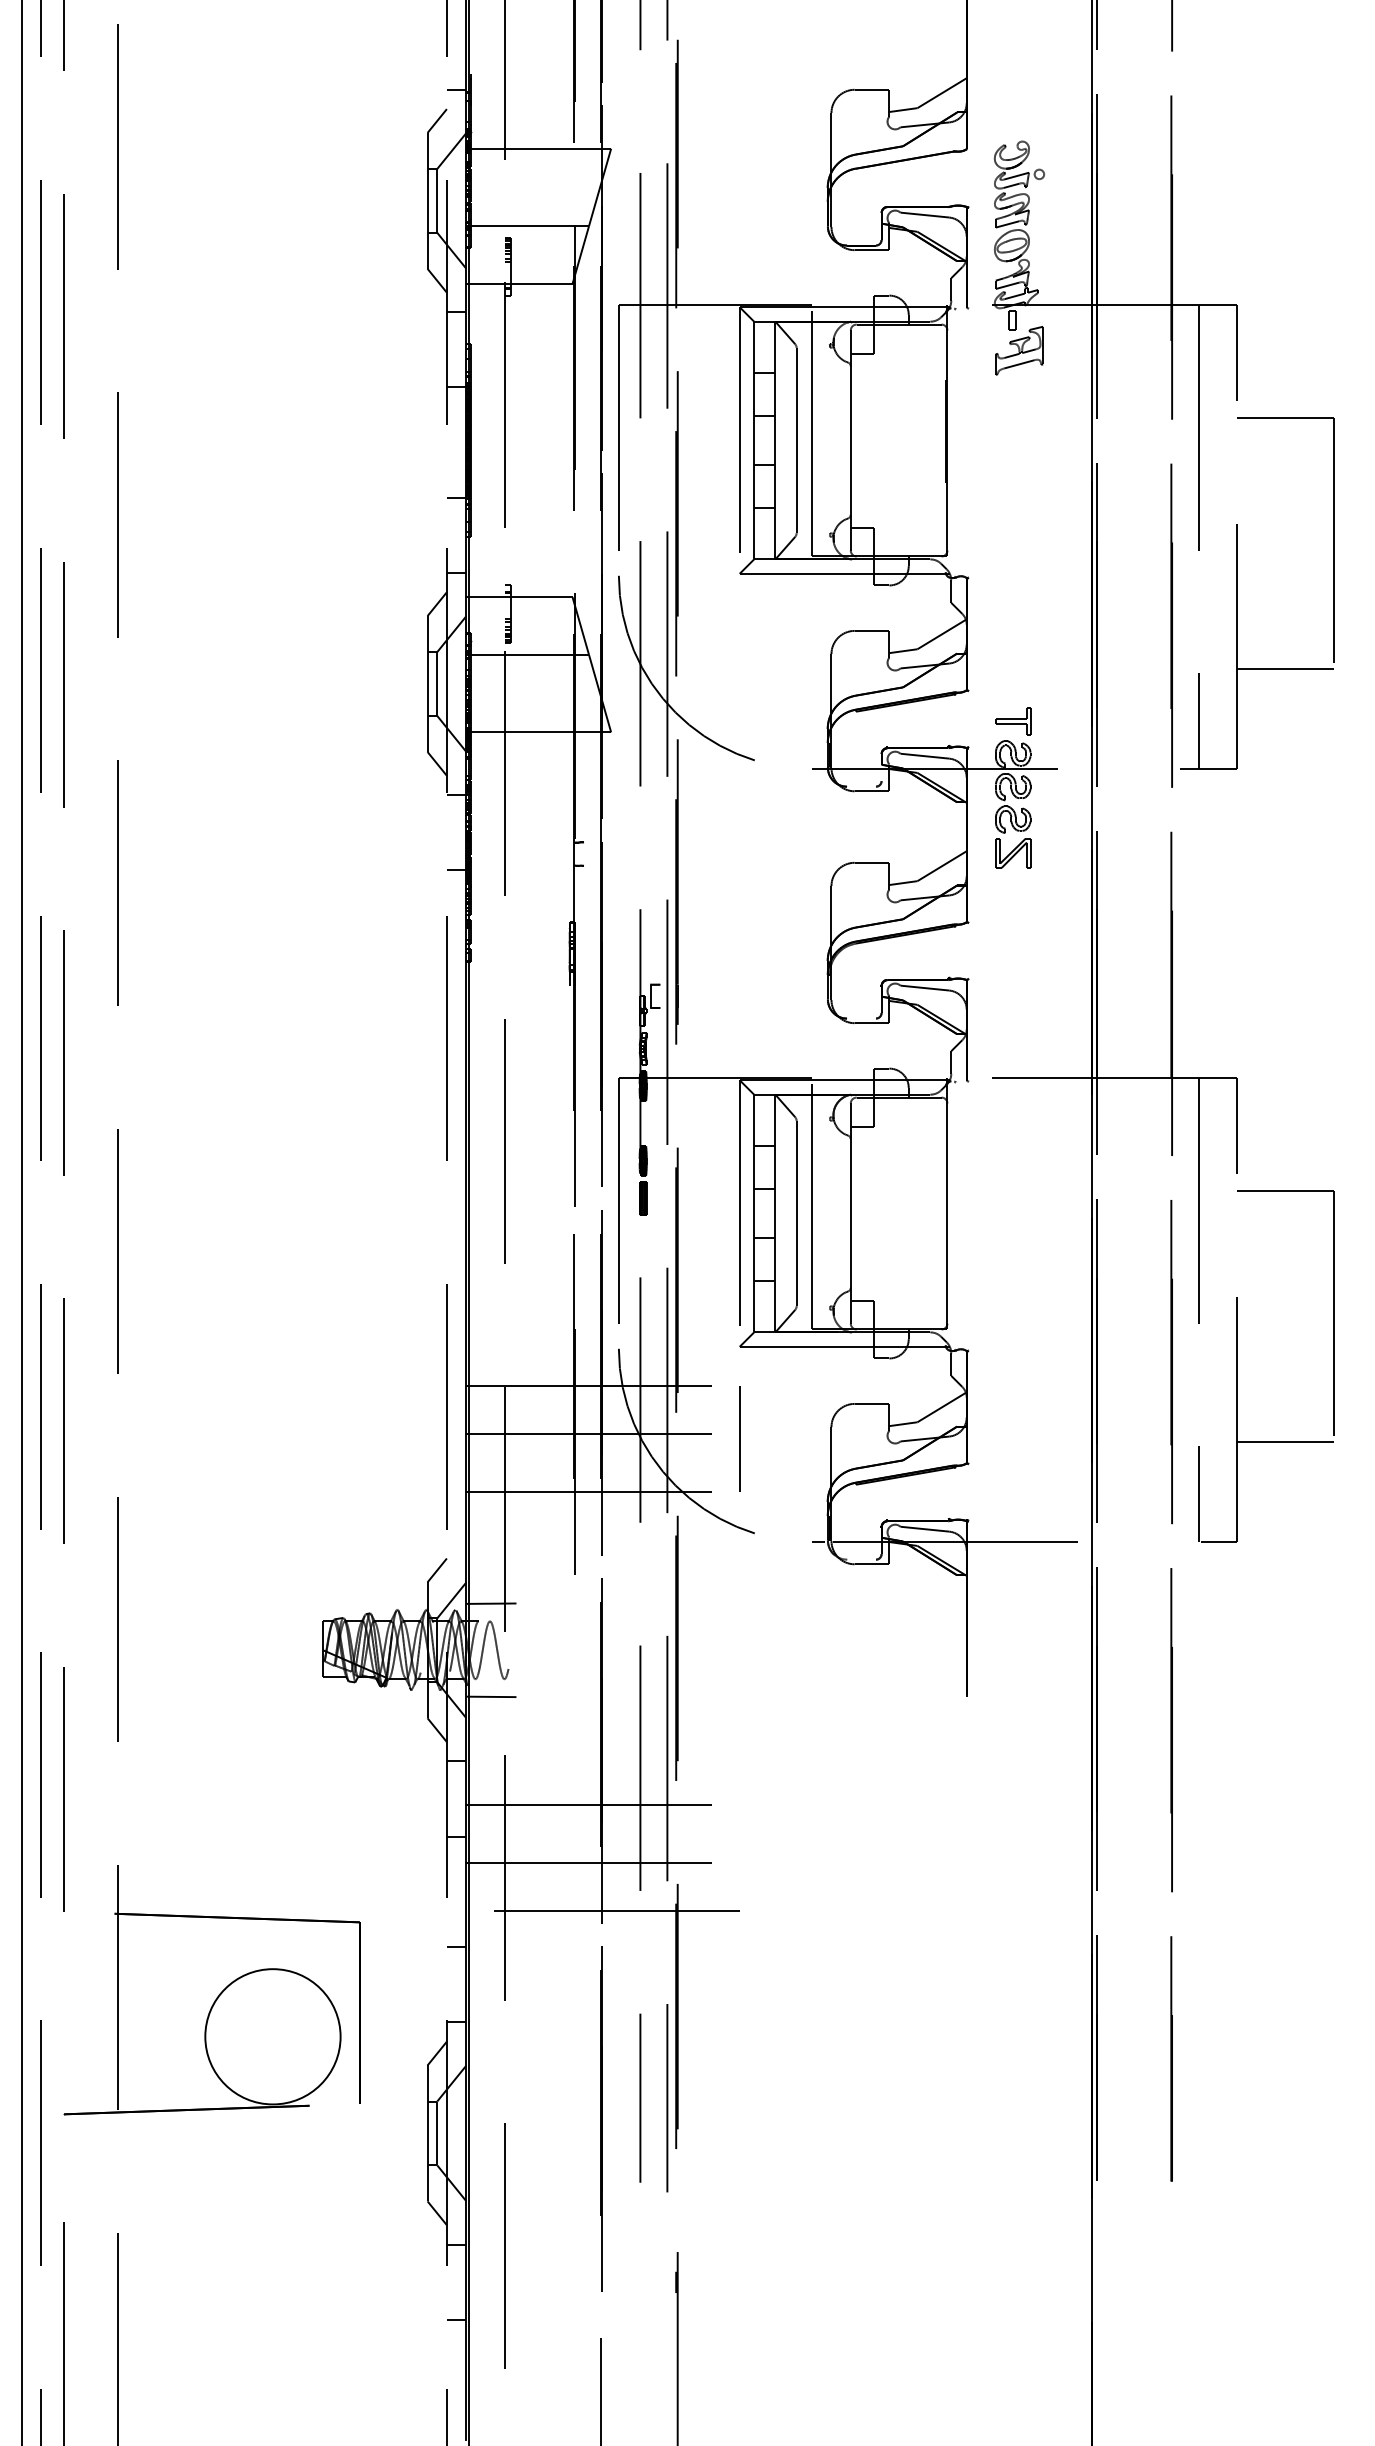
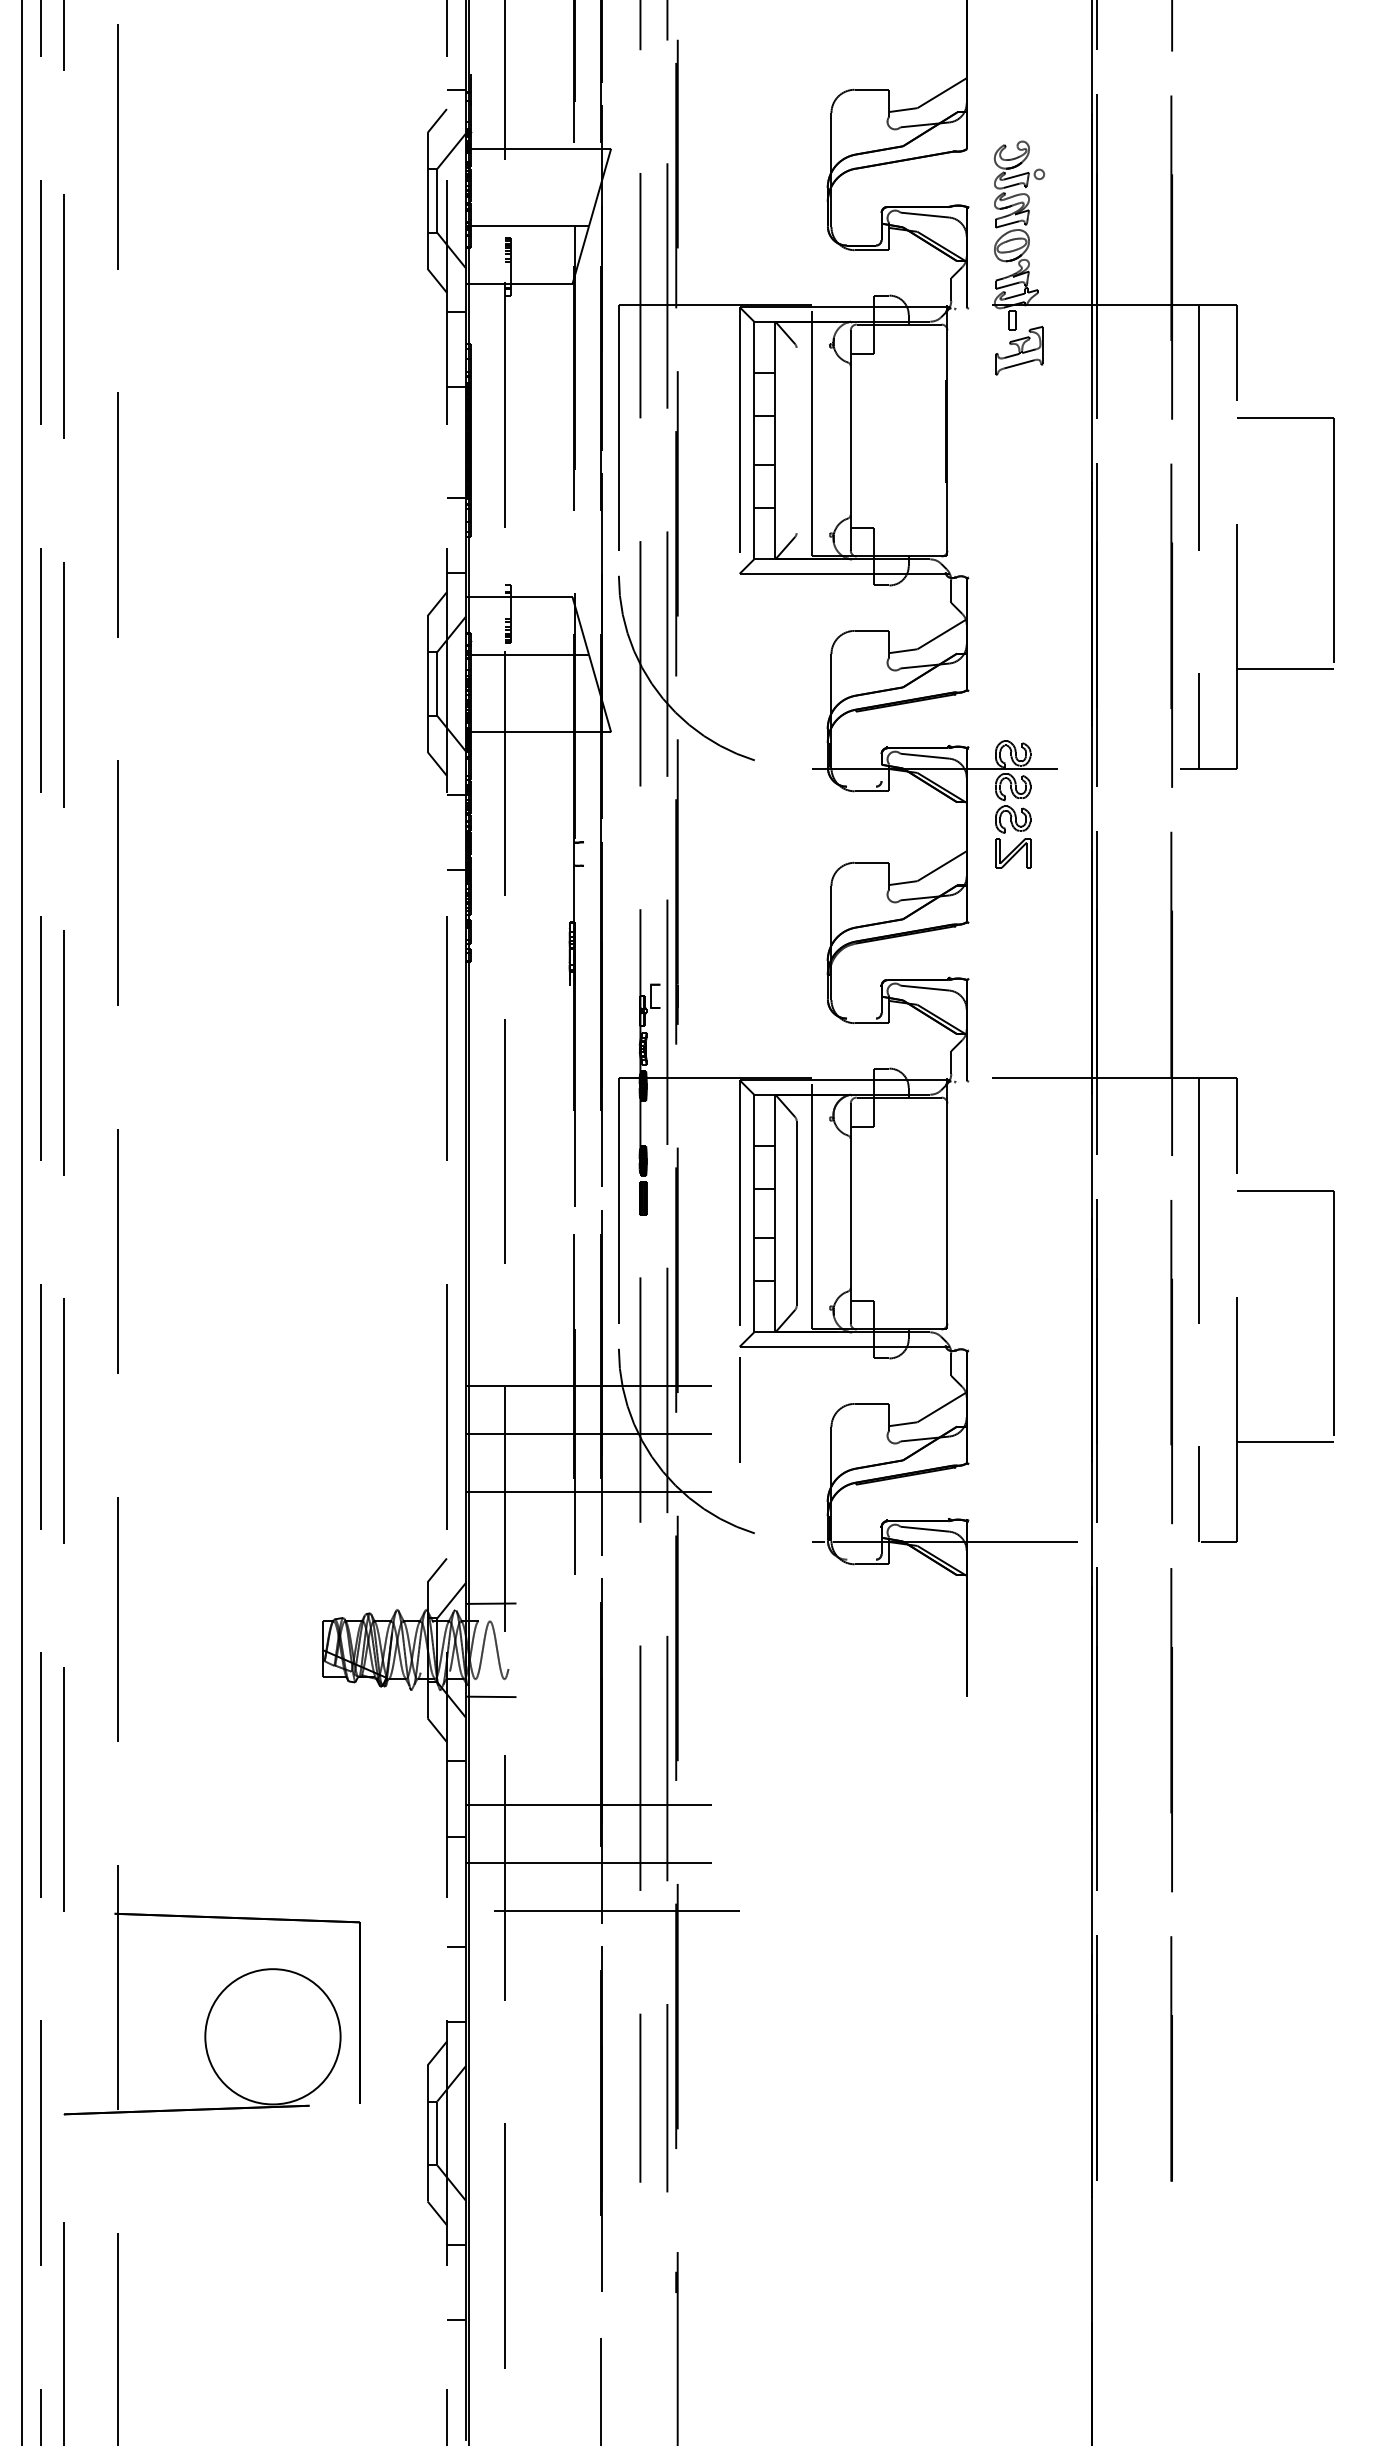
line: present -> none (796, 440)
part: present -> none (1013, 721)
line position: (739, 1438) -> (739, 1409) (739, 1409)
